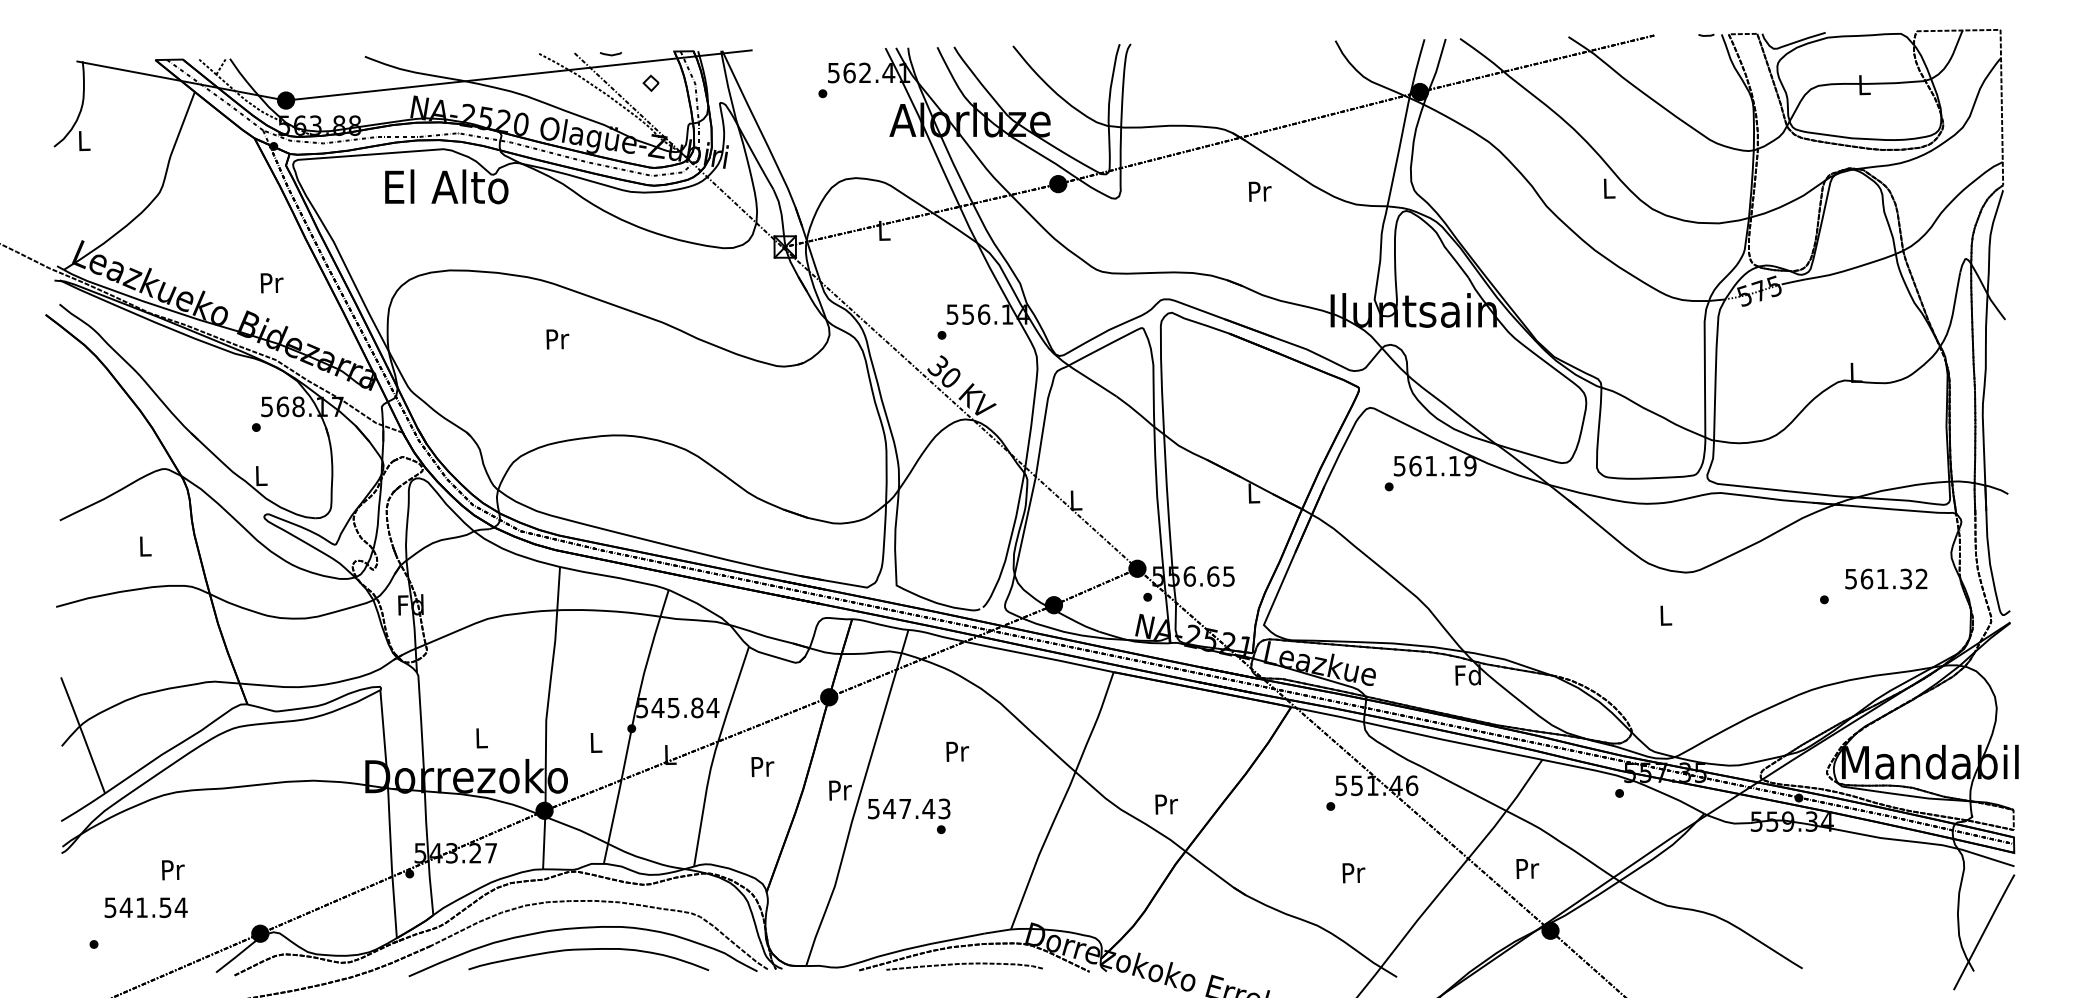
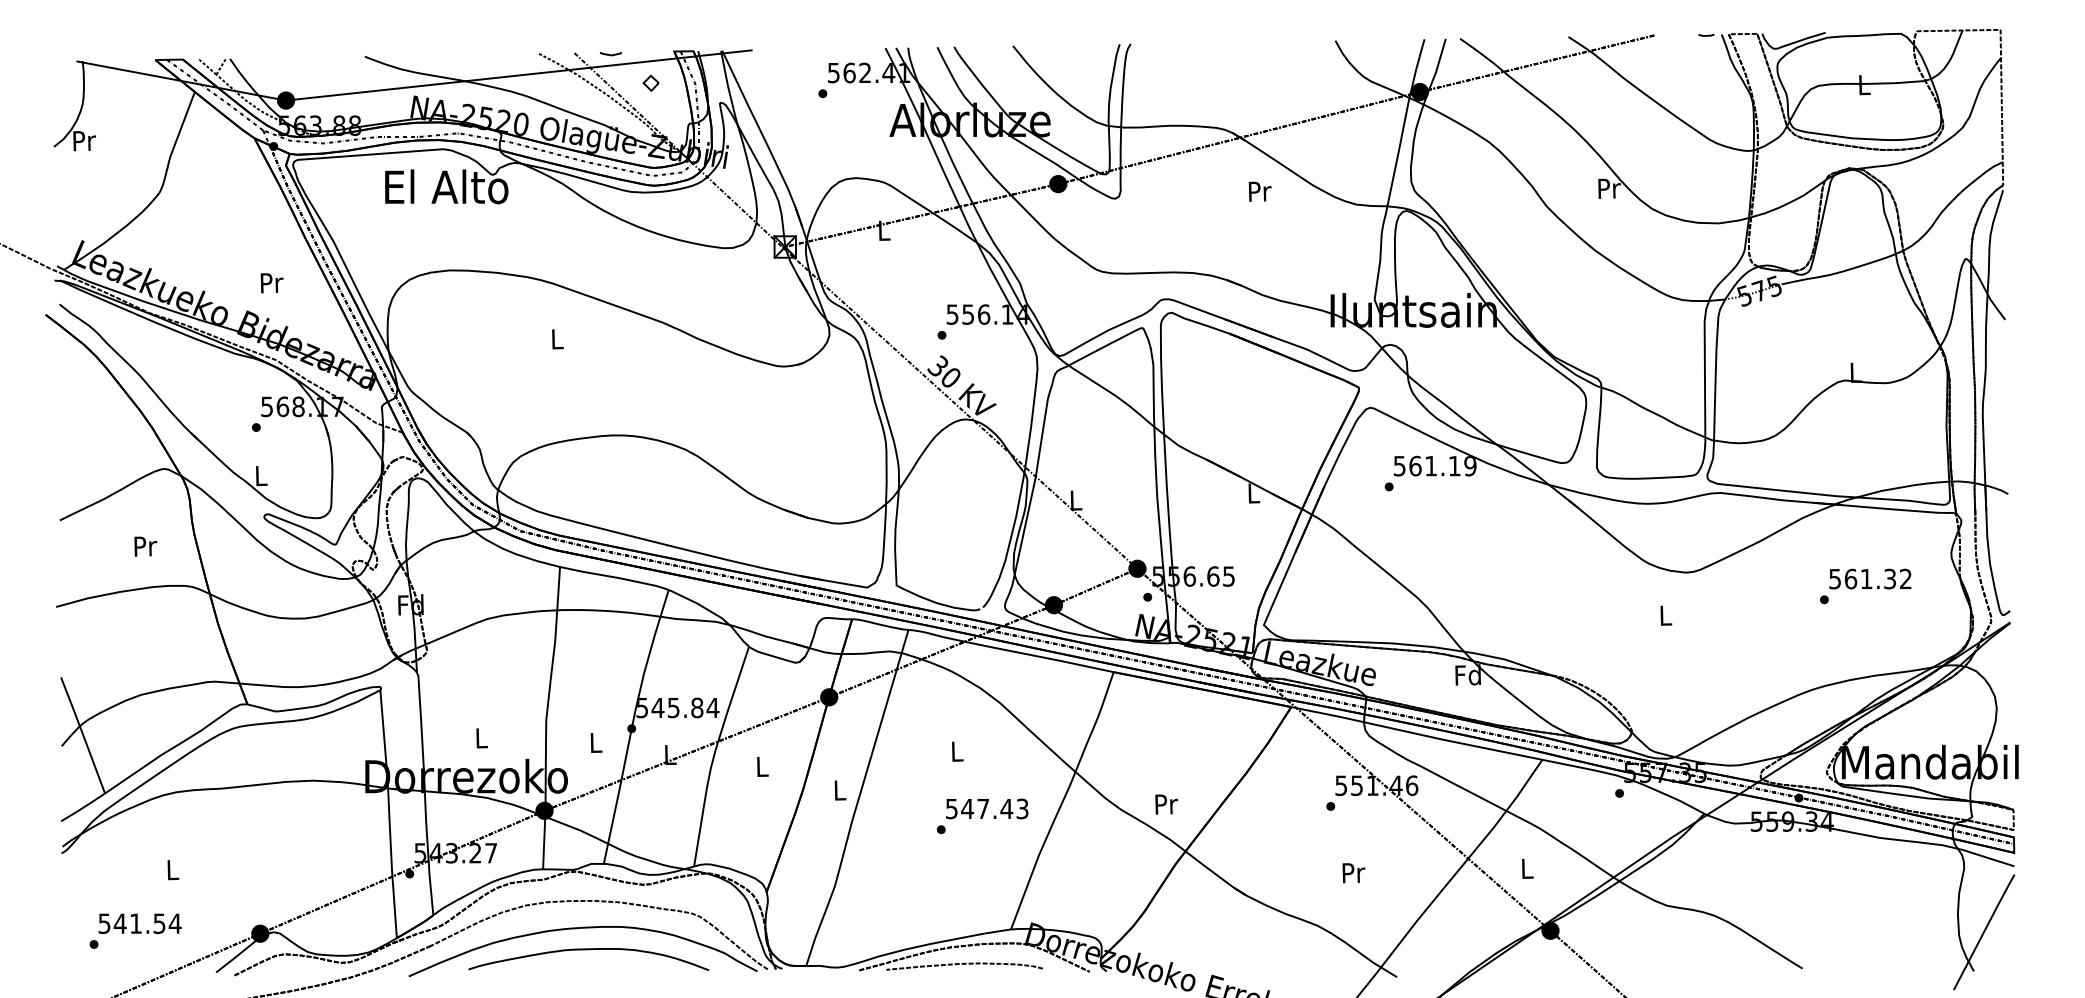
text: L -> Pr (84, 141)
text: L -> Pr (1609, 188)
text: Pr -> L (557, 339)
text: L -> Pr (145, 546)
text position: (1886, 578) -> (1870, 578) (1870, 578)
text: Pr -> L (957, 751)
text: Pr -> L (762, 767)
text: Pr -> L (840, 790)
text position: (909, 808) -> (987, 808) (987, 808)
text: Pr -> L (1527, 868)
text: Pr -> L (173, 870)
text position: (145, 907) -> (139, 923) (139, 923)
